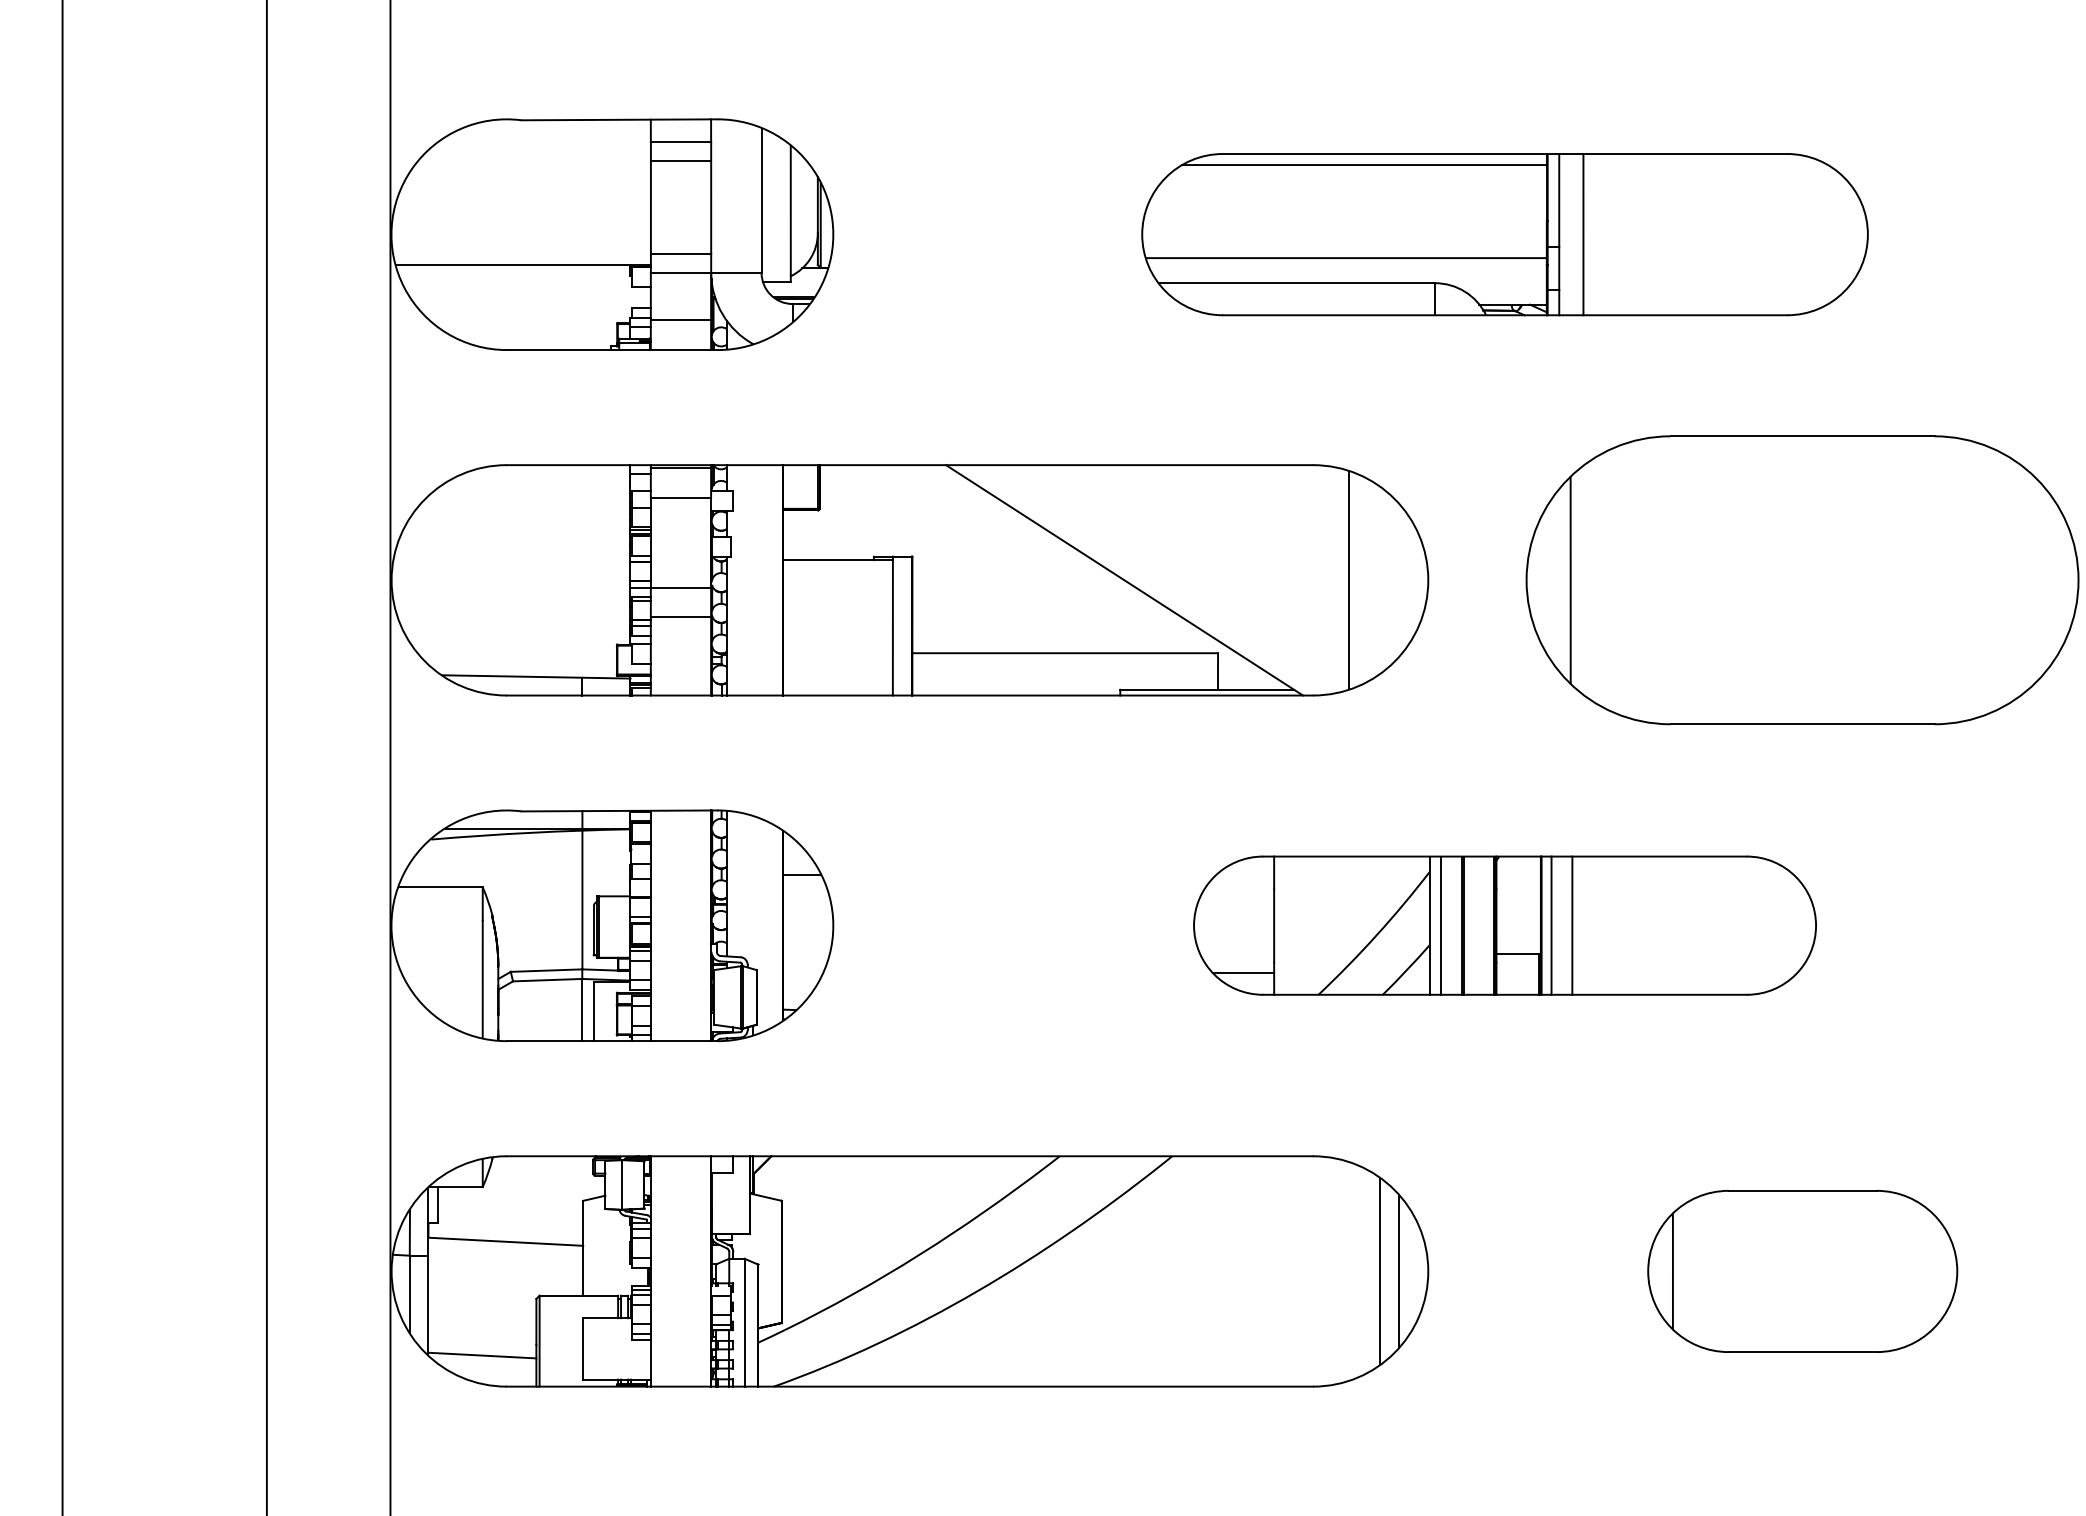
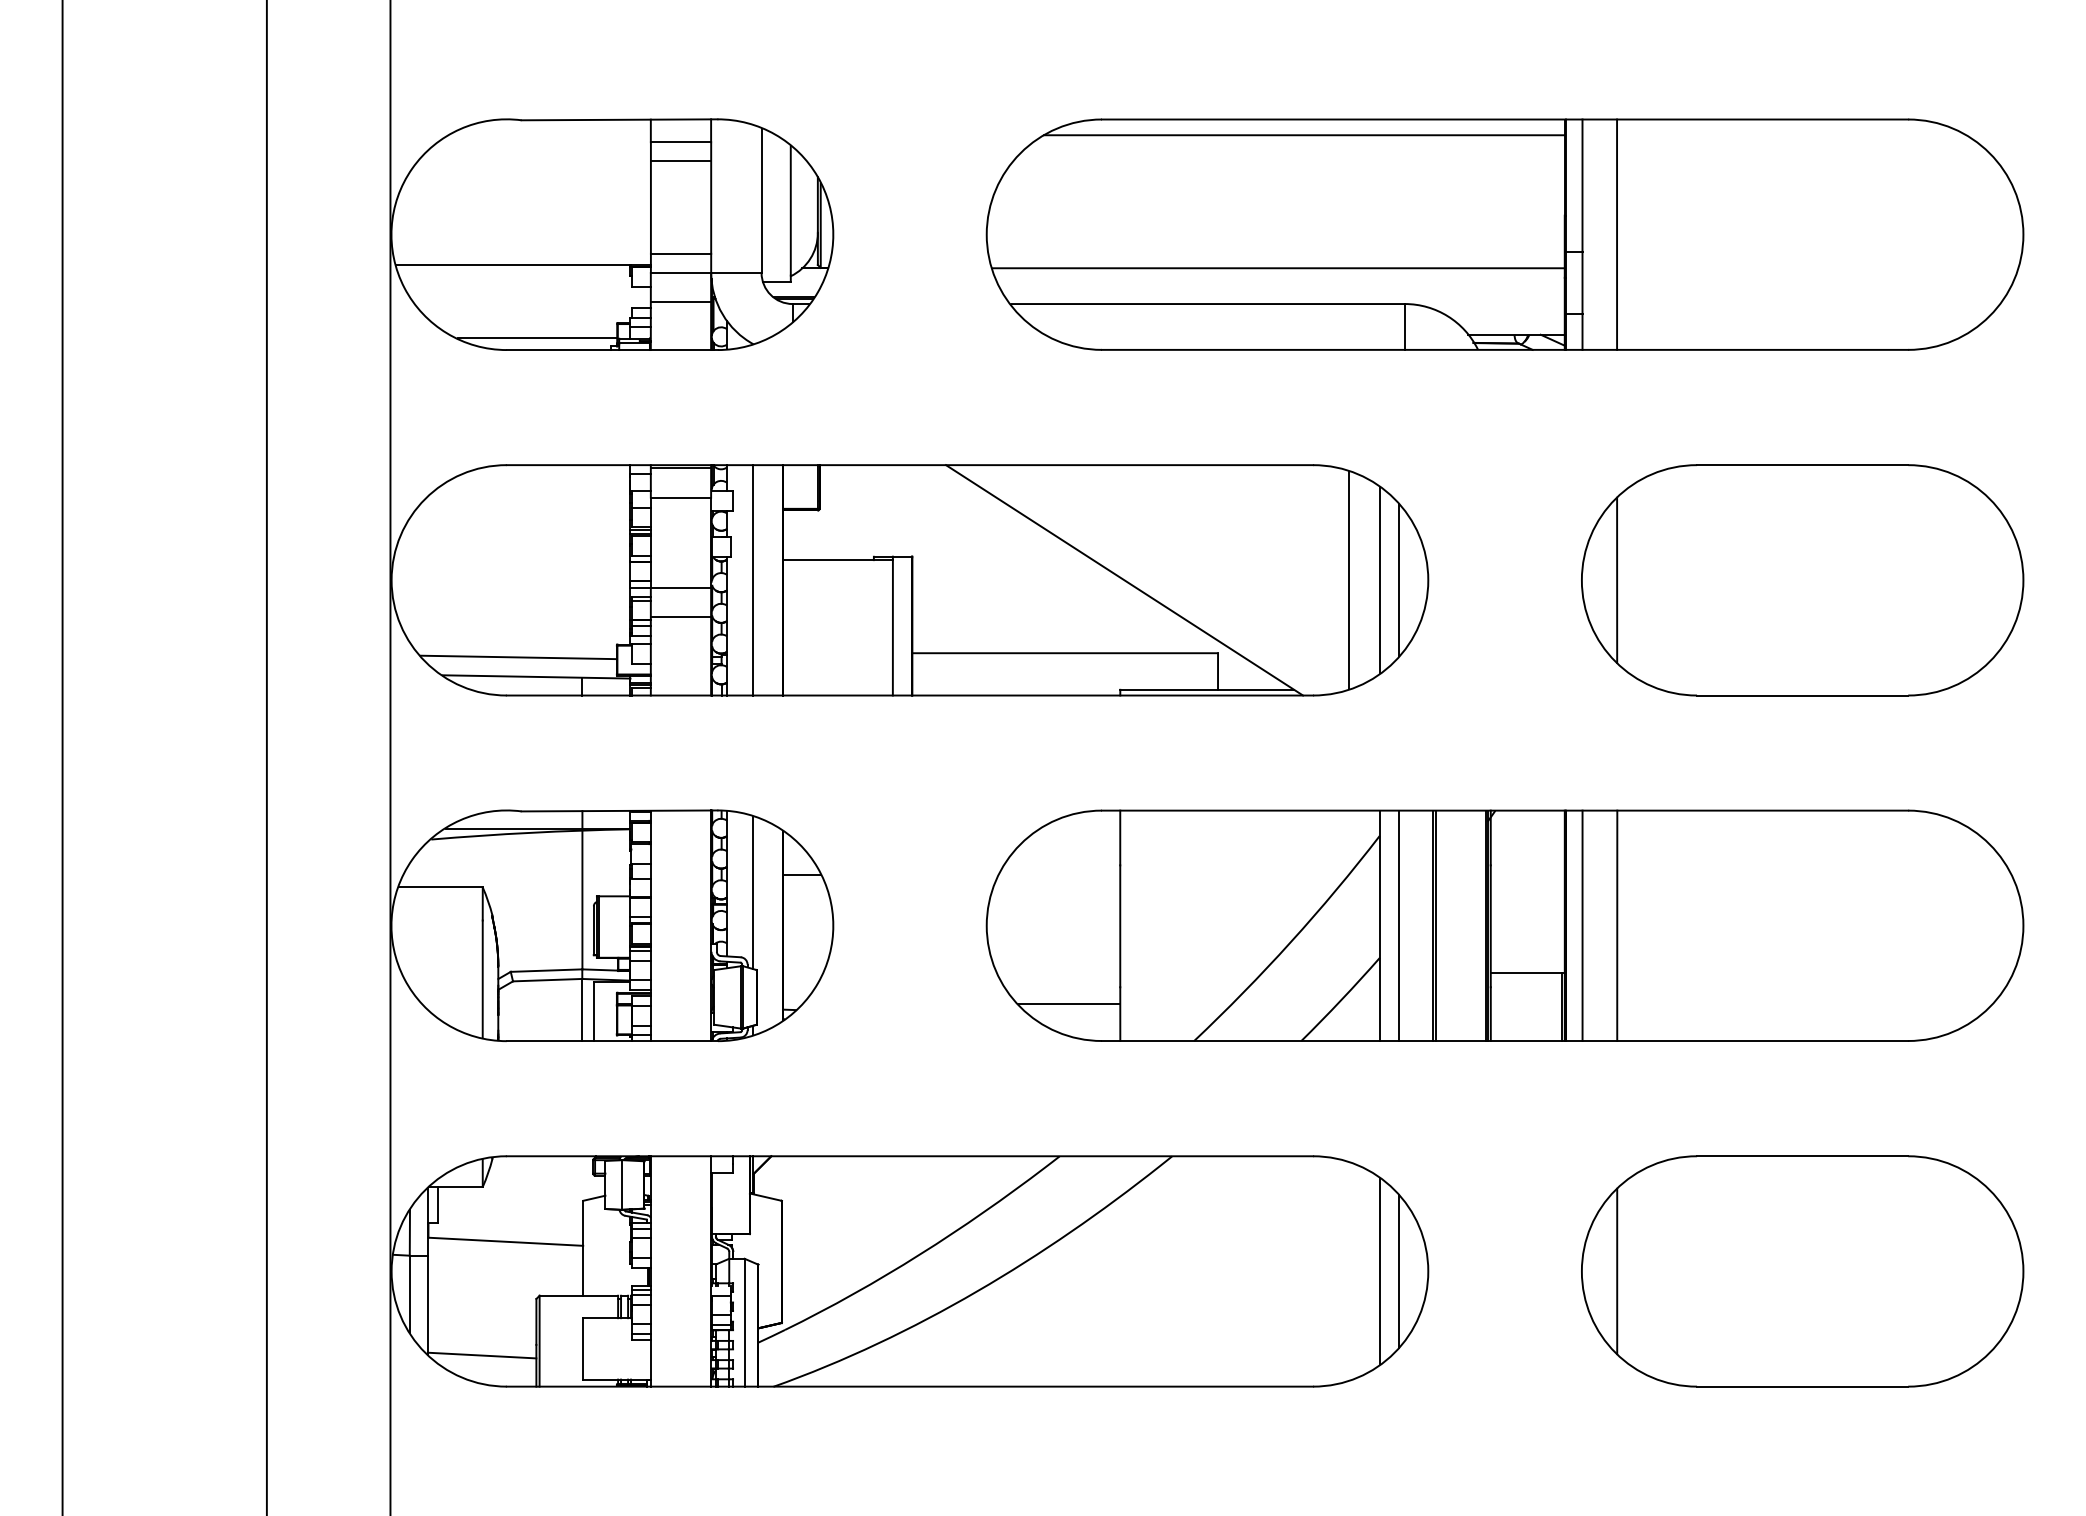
part size: 728x164 px -> 1040x233 px (1504, 234)
line position: (680, 320) -> (680, 302) (680, 302)
line: none -> present (537, 338)
line: none -> present (753, 580)
line: none -> present (1379, 580)
line: none -> present (1398, 580)
part size: 555x291 px -> 444x233 px (1802, 580)
line: none -> present (518, 657)
line: none -> present (753, 892)
part size: 624x141 px -> 1040x233 px (1504, 925)
part size: 312x163 px -> 444x233 px (1802, 1271)
